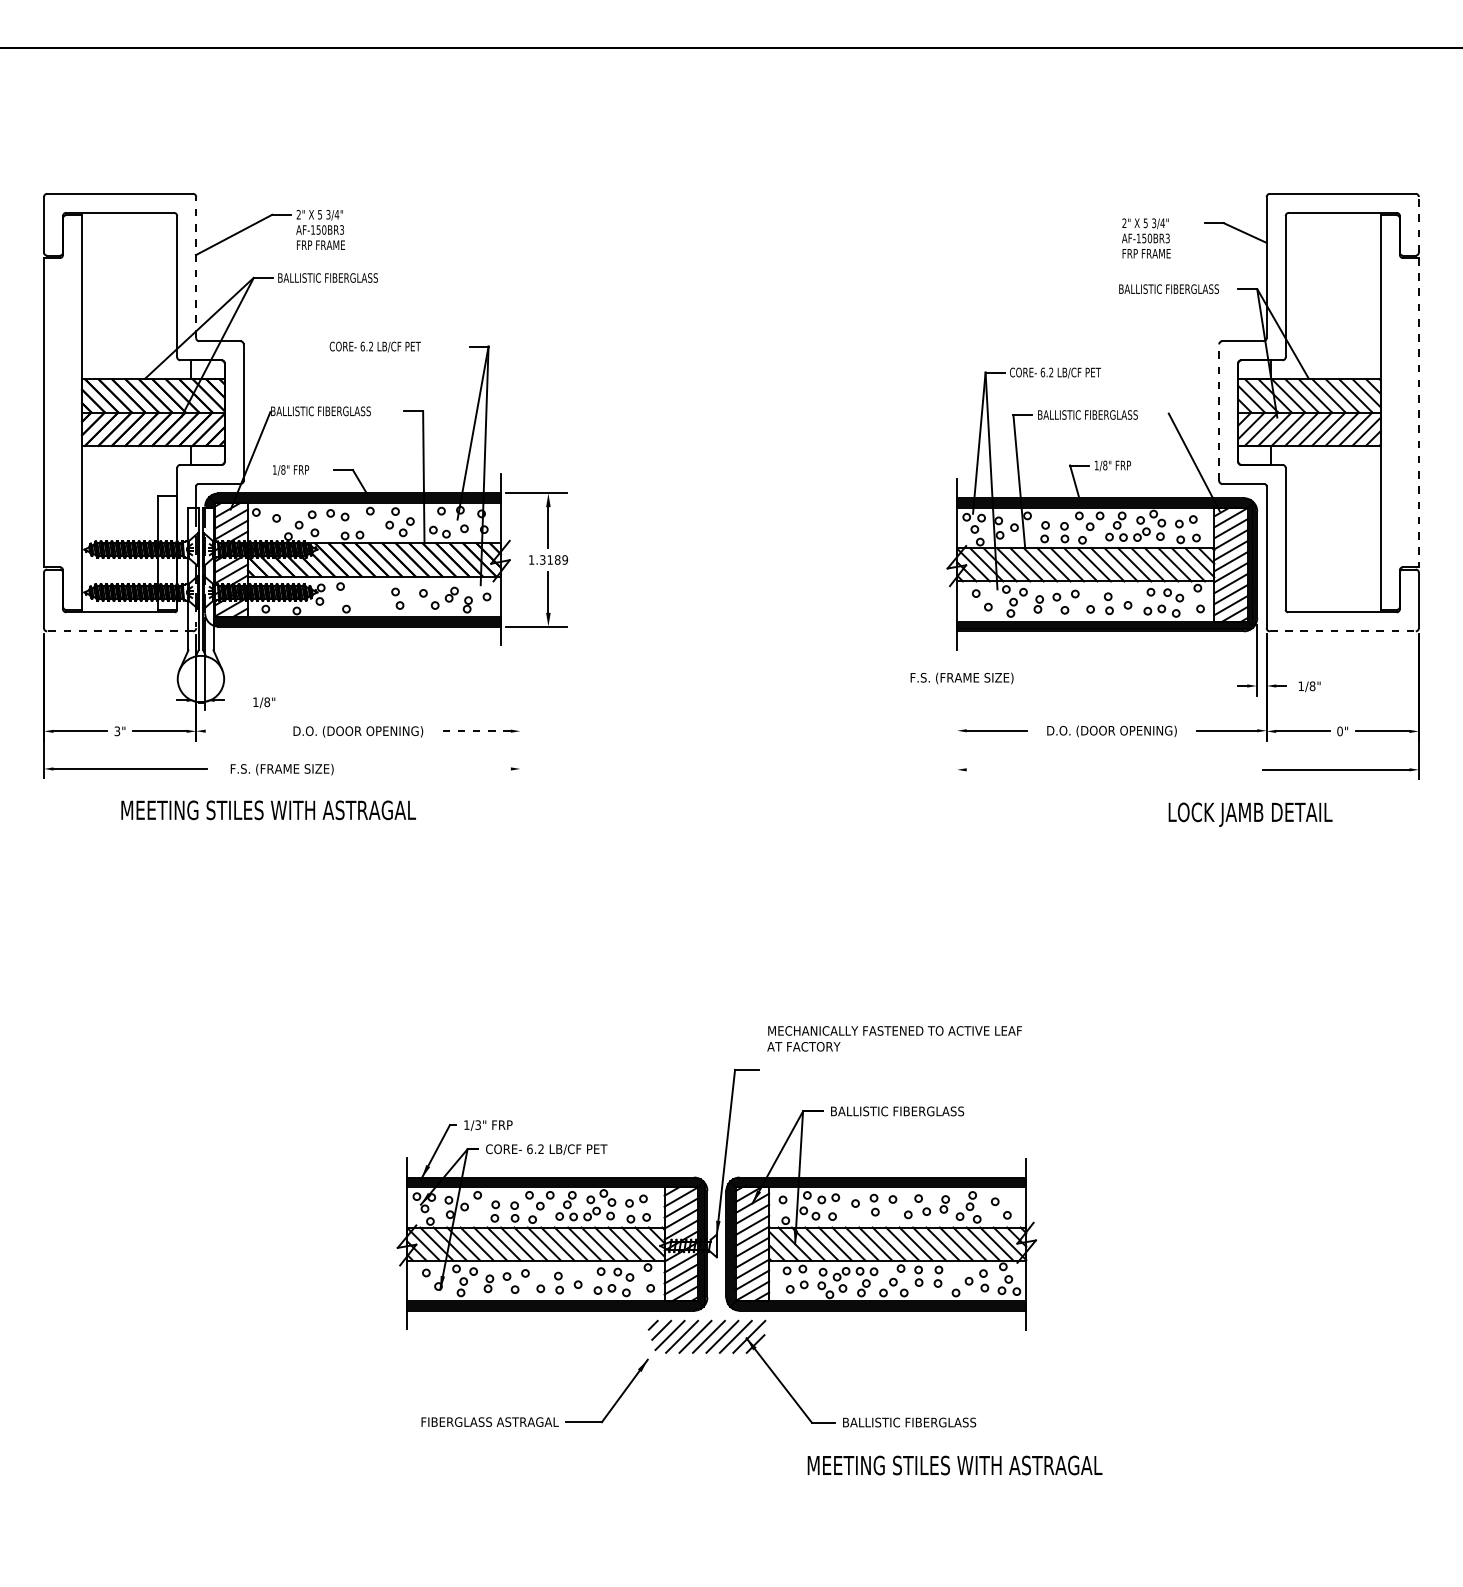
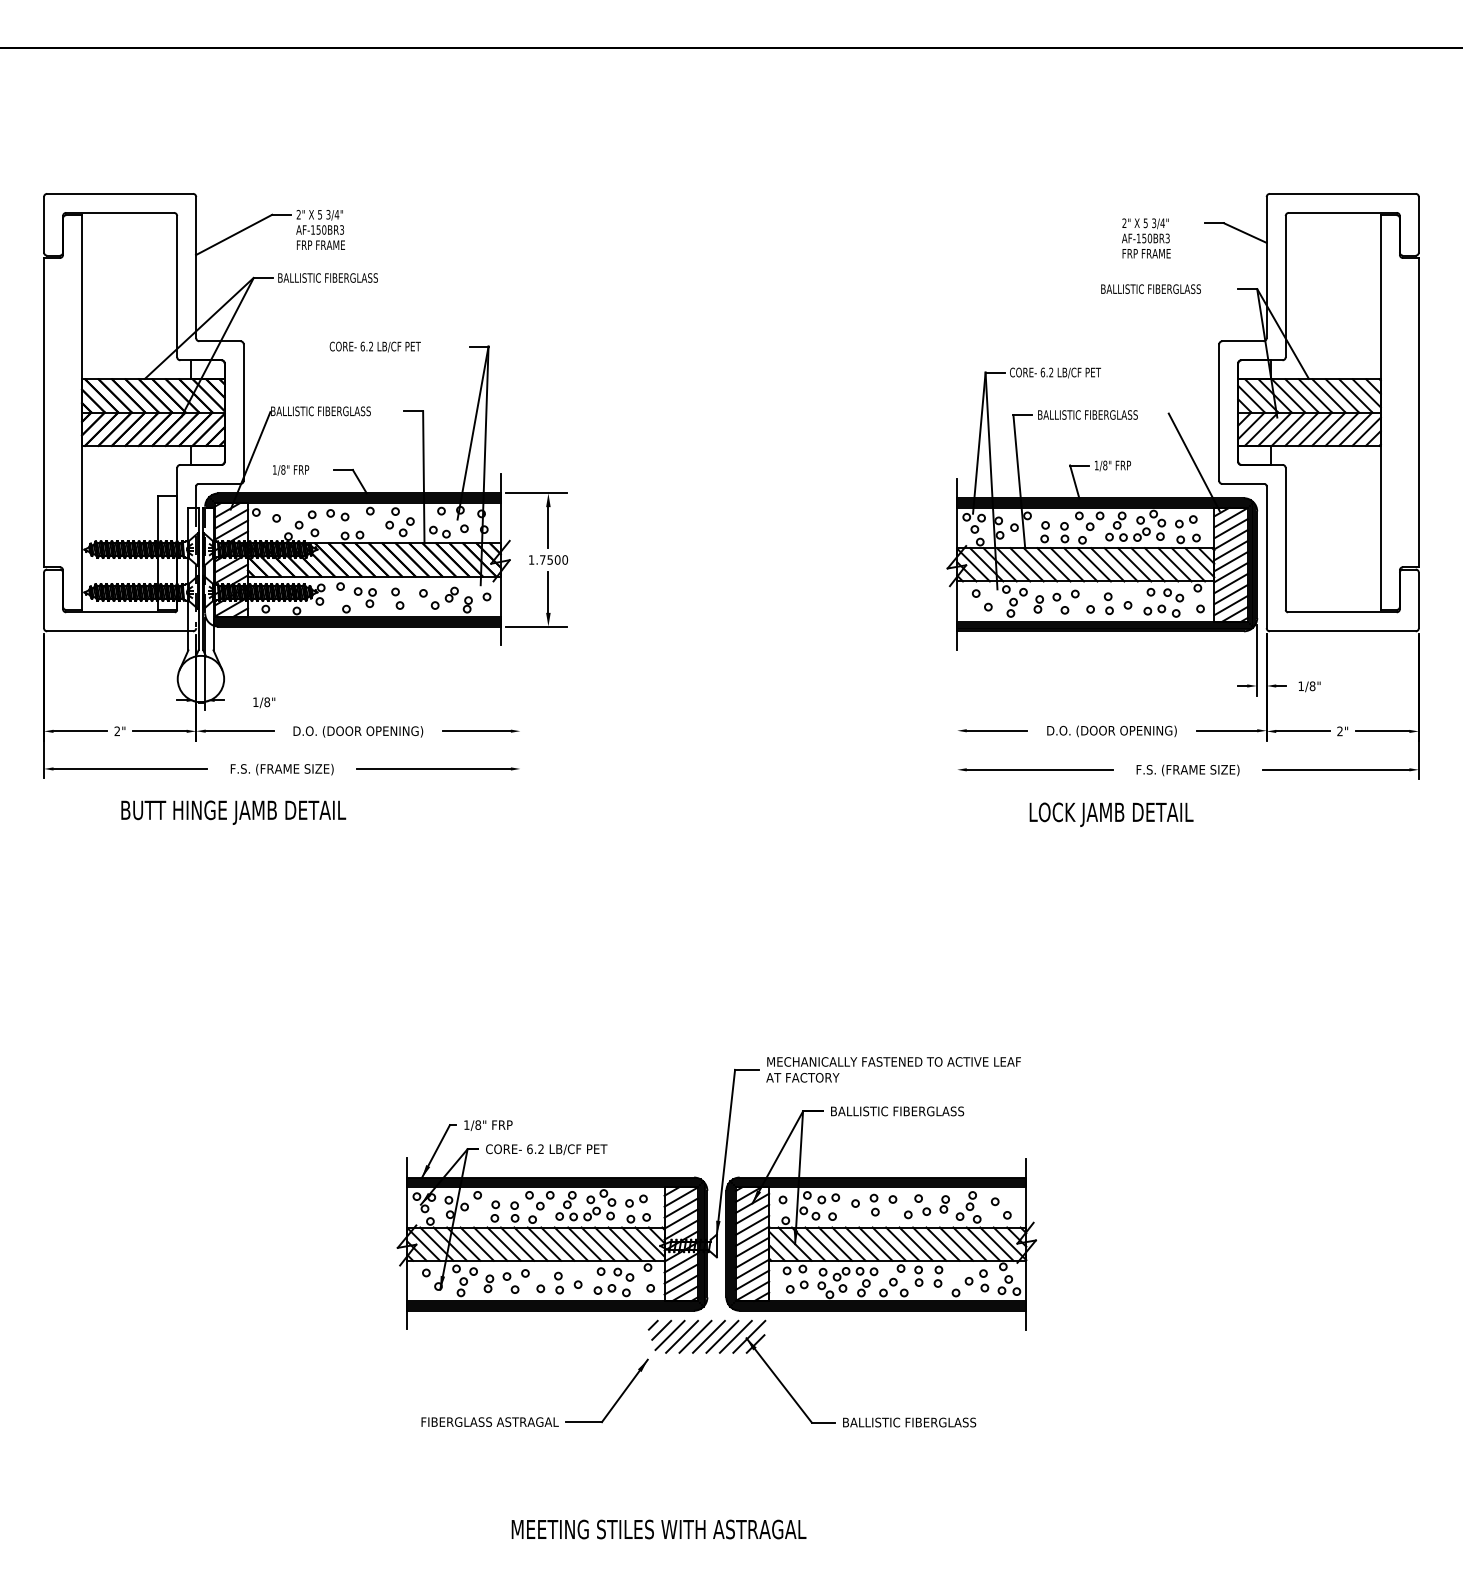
line: dashed -> solid (1418, 224)
line: dashed -> solid (196, 267)
text position: (1168, 288) -> (1150, 288) (1150, 288)
line: dashed -> solid (1219, 412)
line: dashed -> solid (1418, 412)
text: 1.3189 -> 1.7500 (553, 559)
part: none -> present (364, 597)
line: dashed -> solid (120, 631)
line: dashed -> solid (1342, 631)
text position: (961, 678) -> (1187, 770) (1187, 770)
text: 3" -> 2" (117, 731)
line: none -> present (239, 731)
line: dashed -> solid (476, 731)
text: 0" -> 2" (1339, 731)
line: none -> present (433, 768)
line: none -> present (1039, 769)
text: MEETING STILES WITH ASTRAGAL -> BUTT HINGE JAMB DETAIL (269, 812)
text position: (1250, 814) -> (1111, 814) (1111, 814)
text position: (894, 1038) -> (893, 1069) (893, 1069)
text: 1/3" -> 1/8" (478, 1124)
text position: (954, 1465) -> (658, 1529) (658, 1529)
